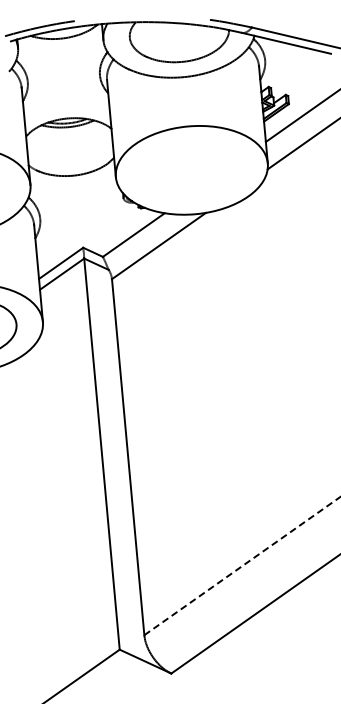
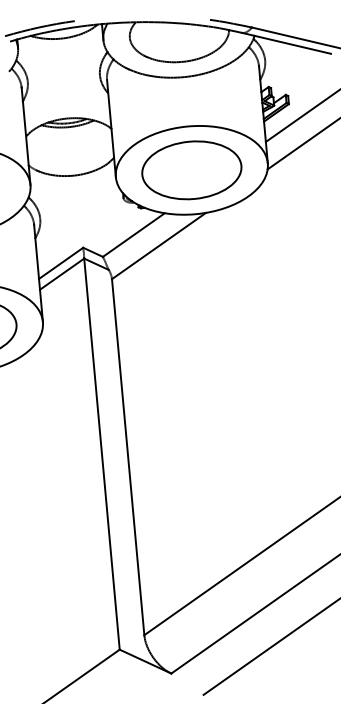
part: none -> present (191, 170)
line: dashed -> solid (242, 565)
line: none -> present (270, 647)
